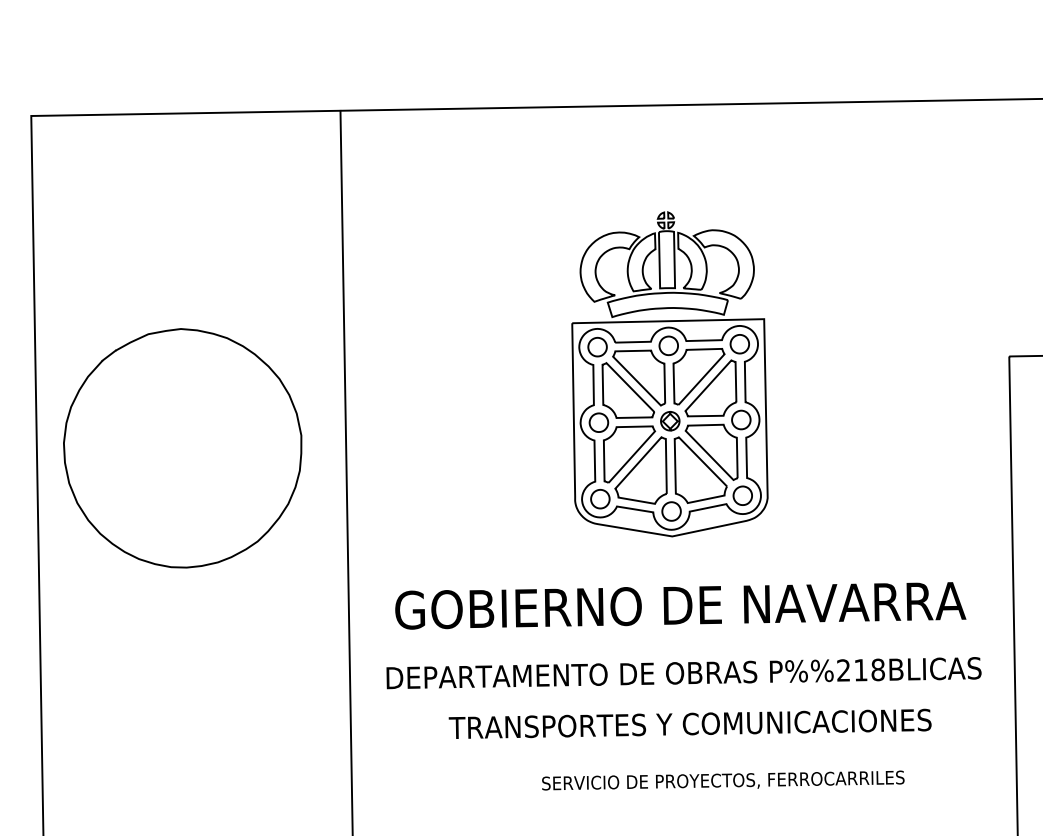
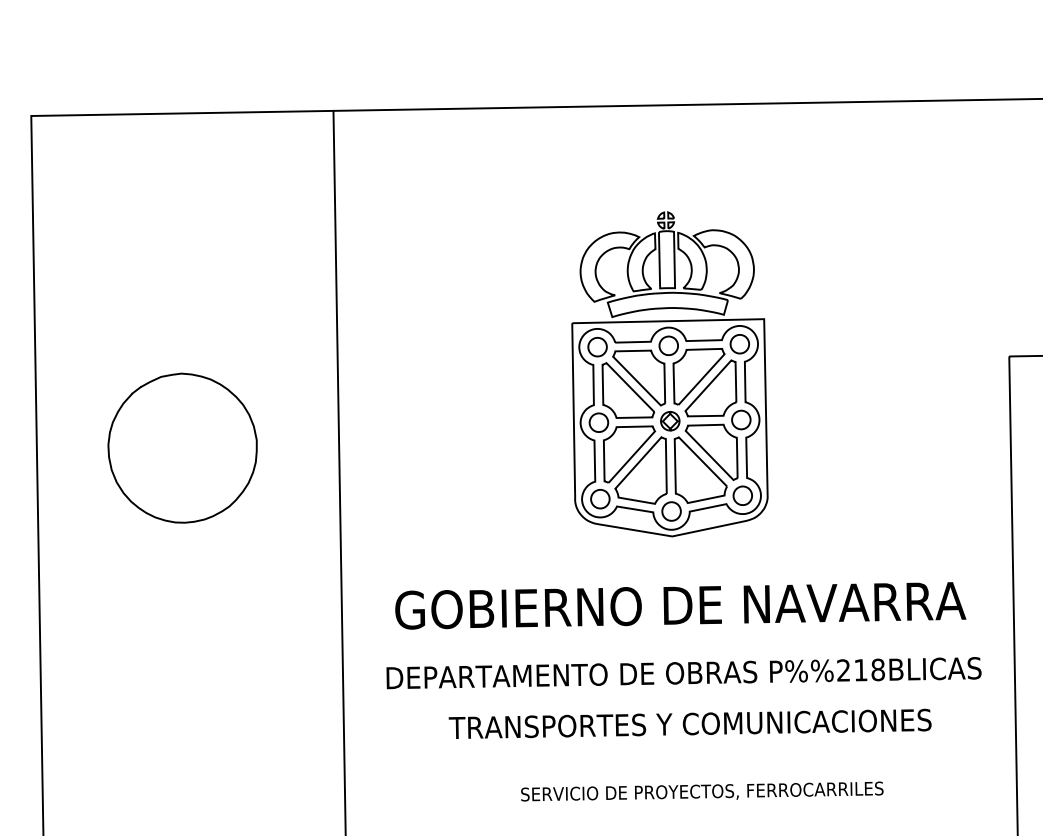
part size: 240x241 px -> 151x152 px (182, 447)
line position: (346, 471) -> (339, 471) (339, 471)
text position: (723, 780) -> (702, 791) (702, 791)
